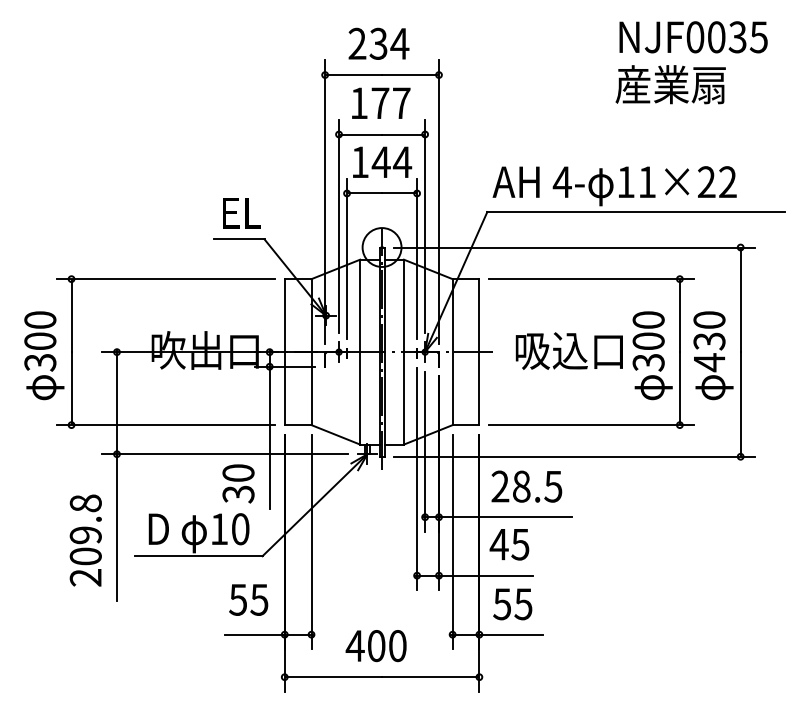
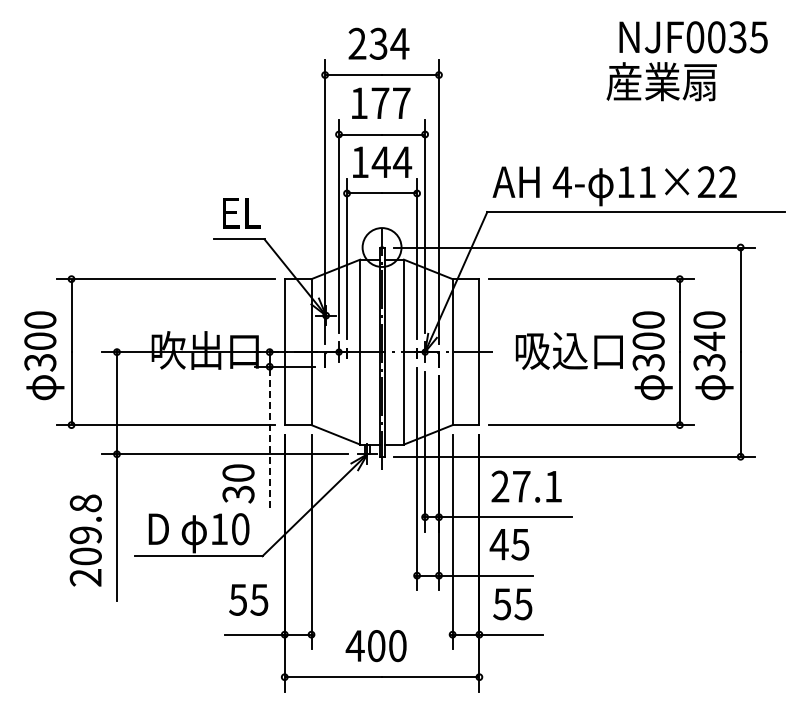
text position: (670, 84) -> (661, 81) (661, 81)
text: 430 -> 340 (709, 351)
line: solid -> dashed (269, 439)
text: 28.5 -> 27.1 (537, 486)
